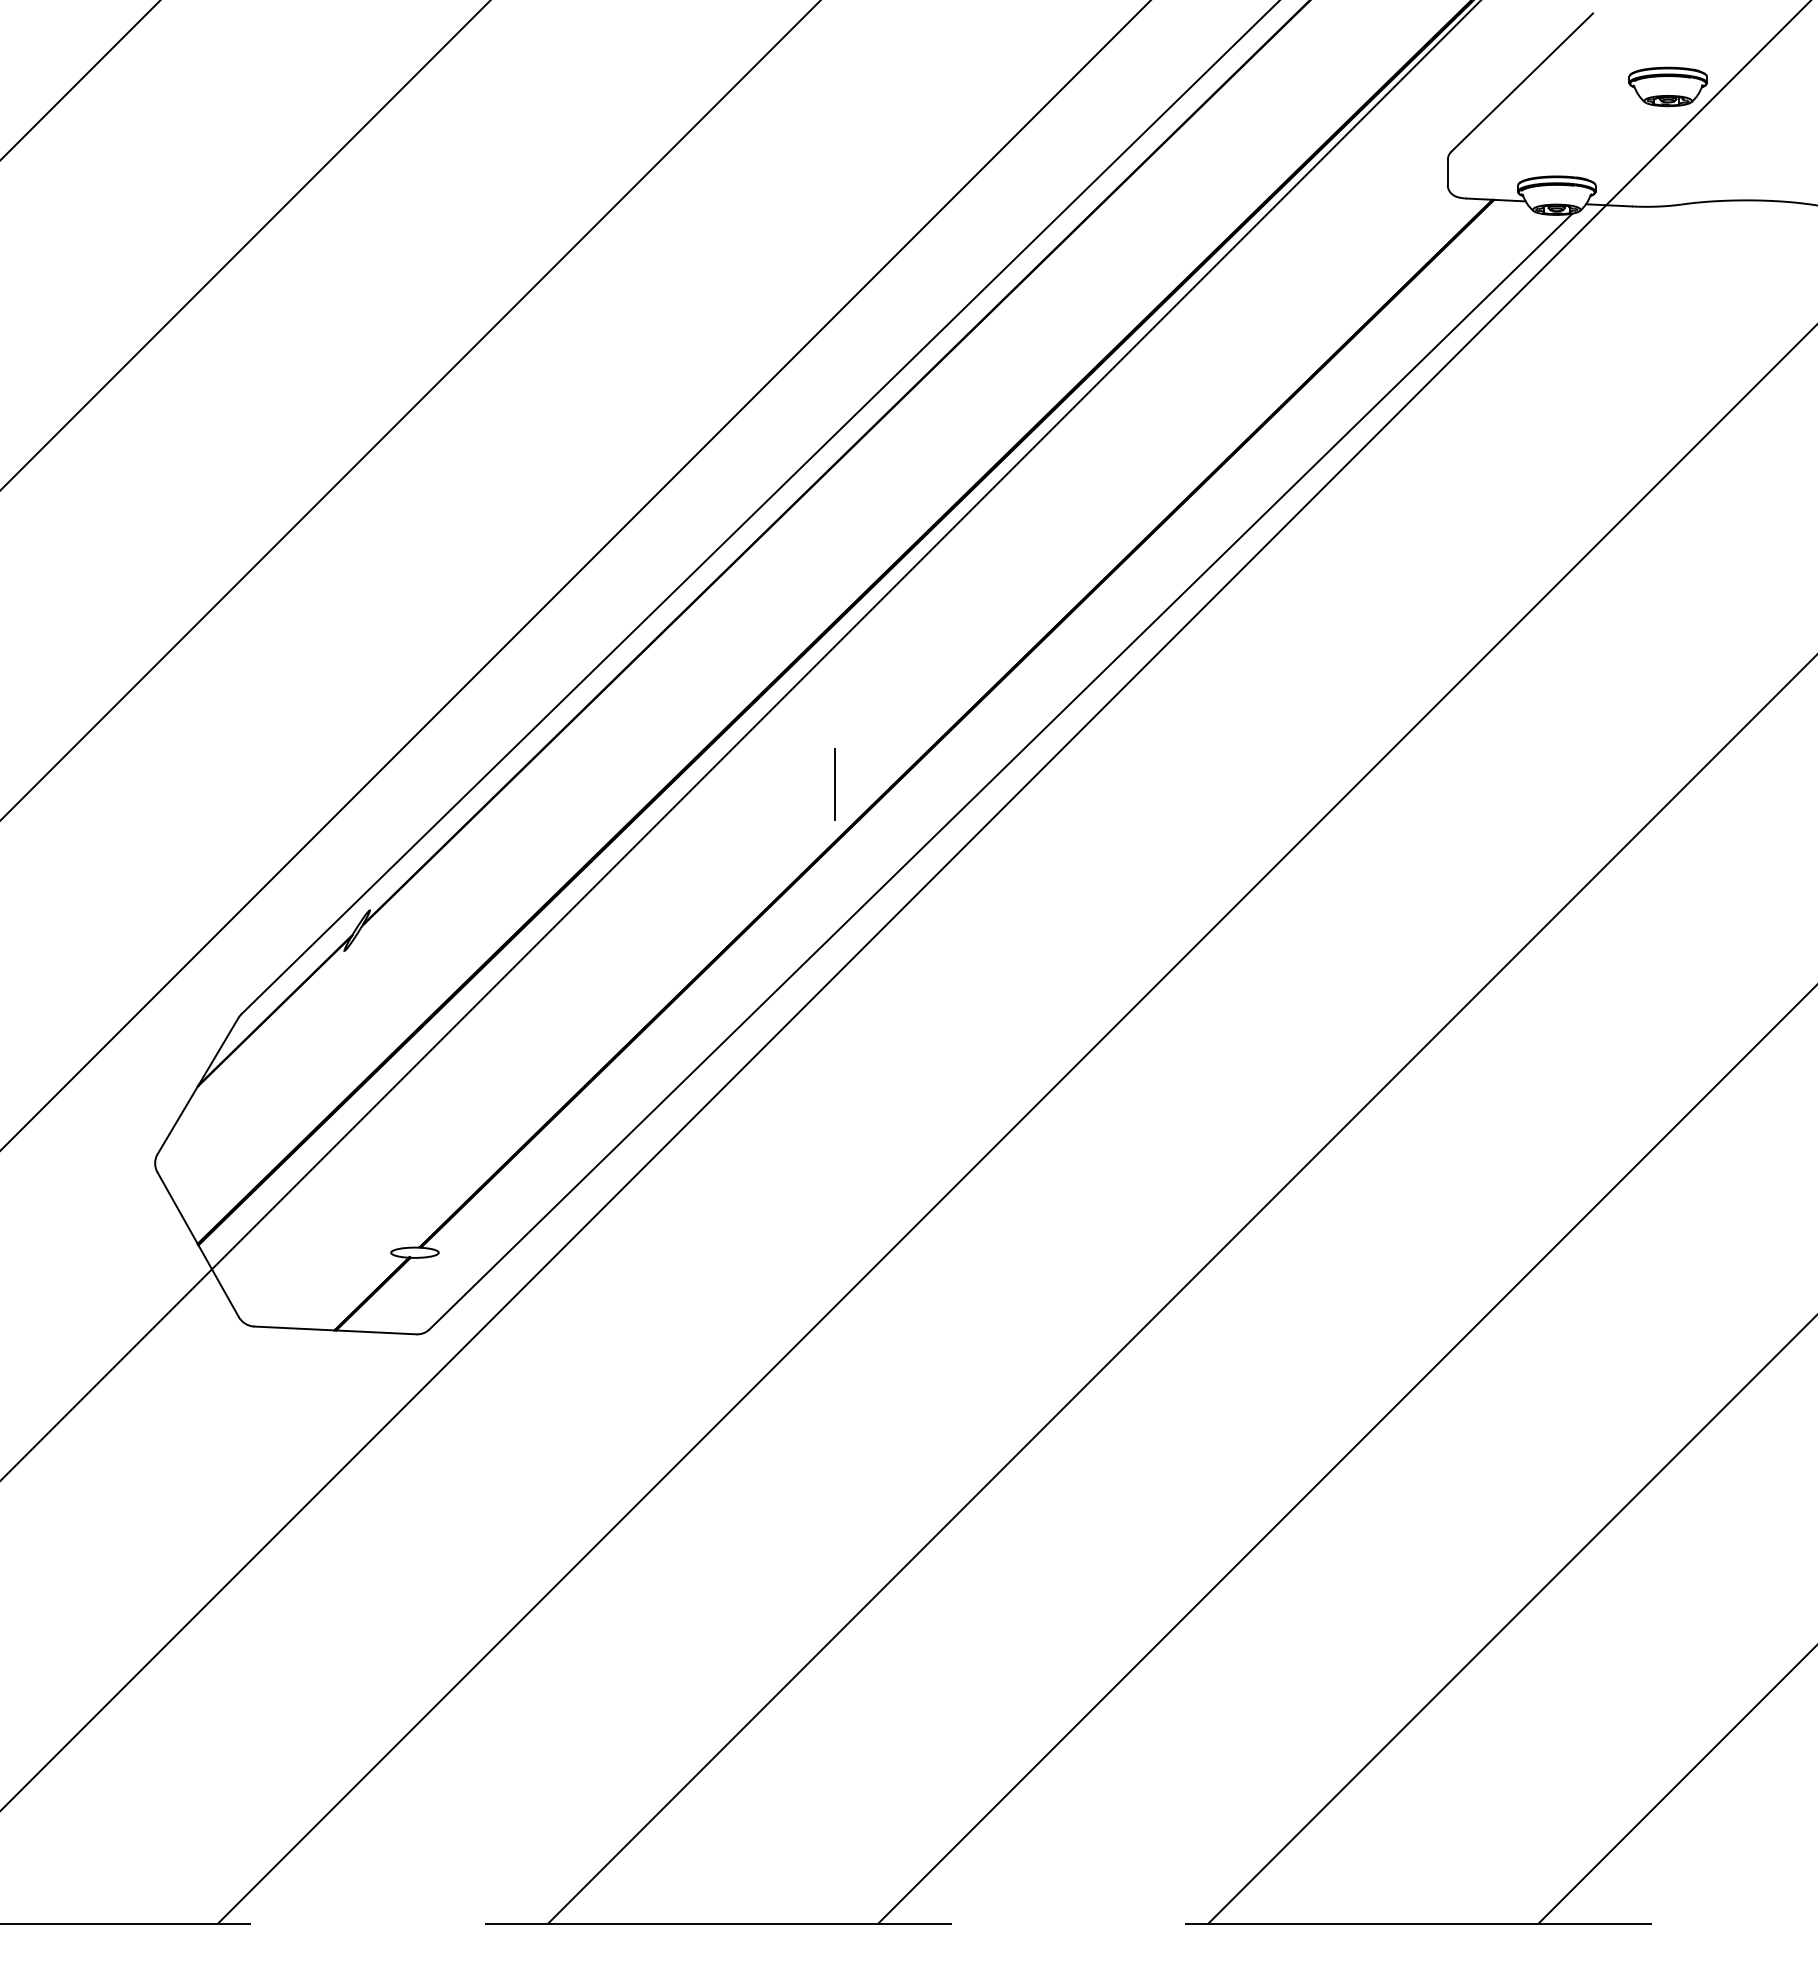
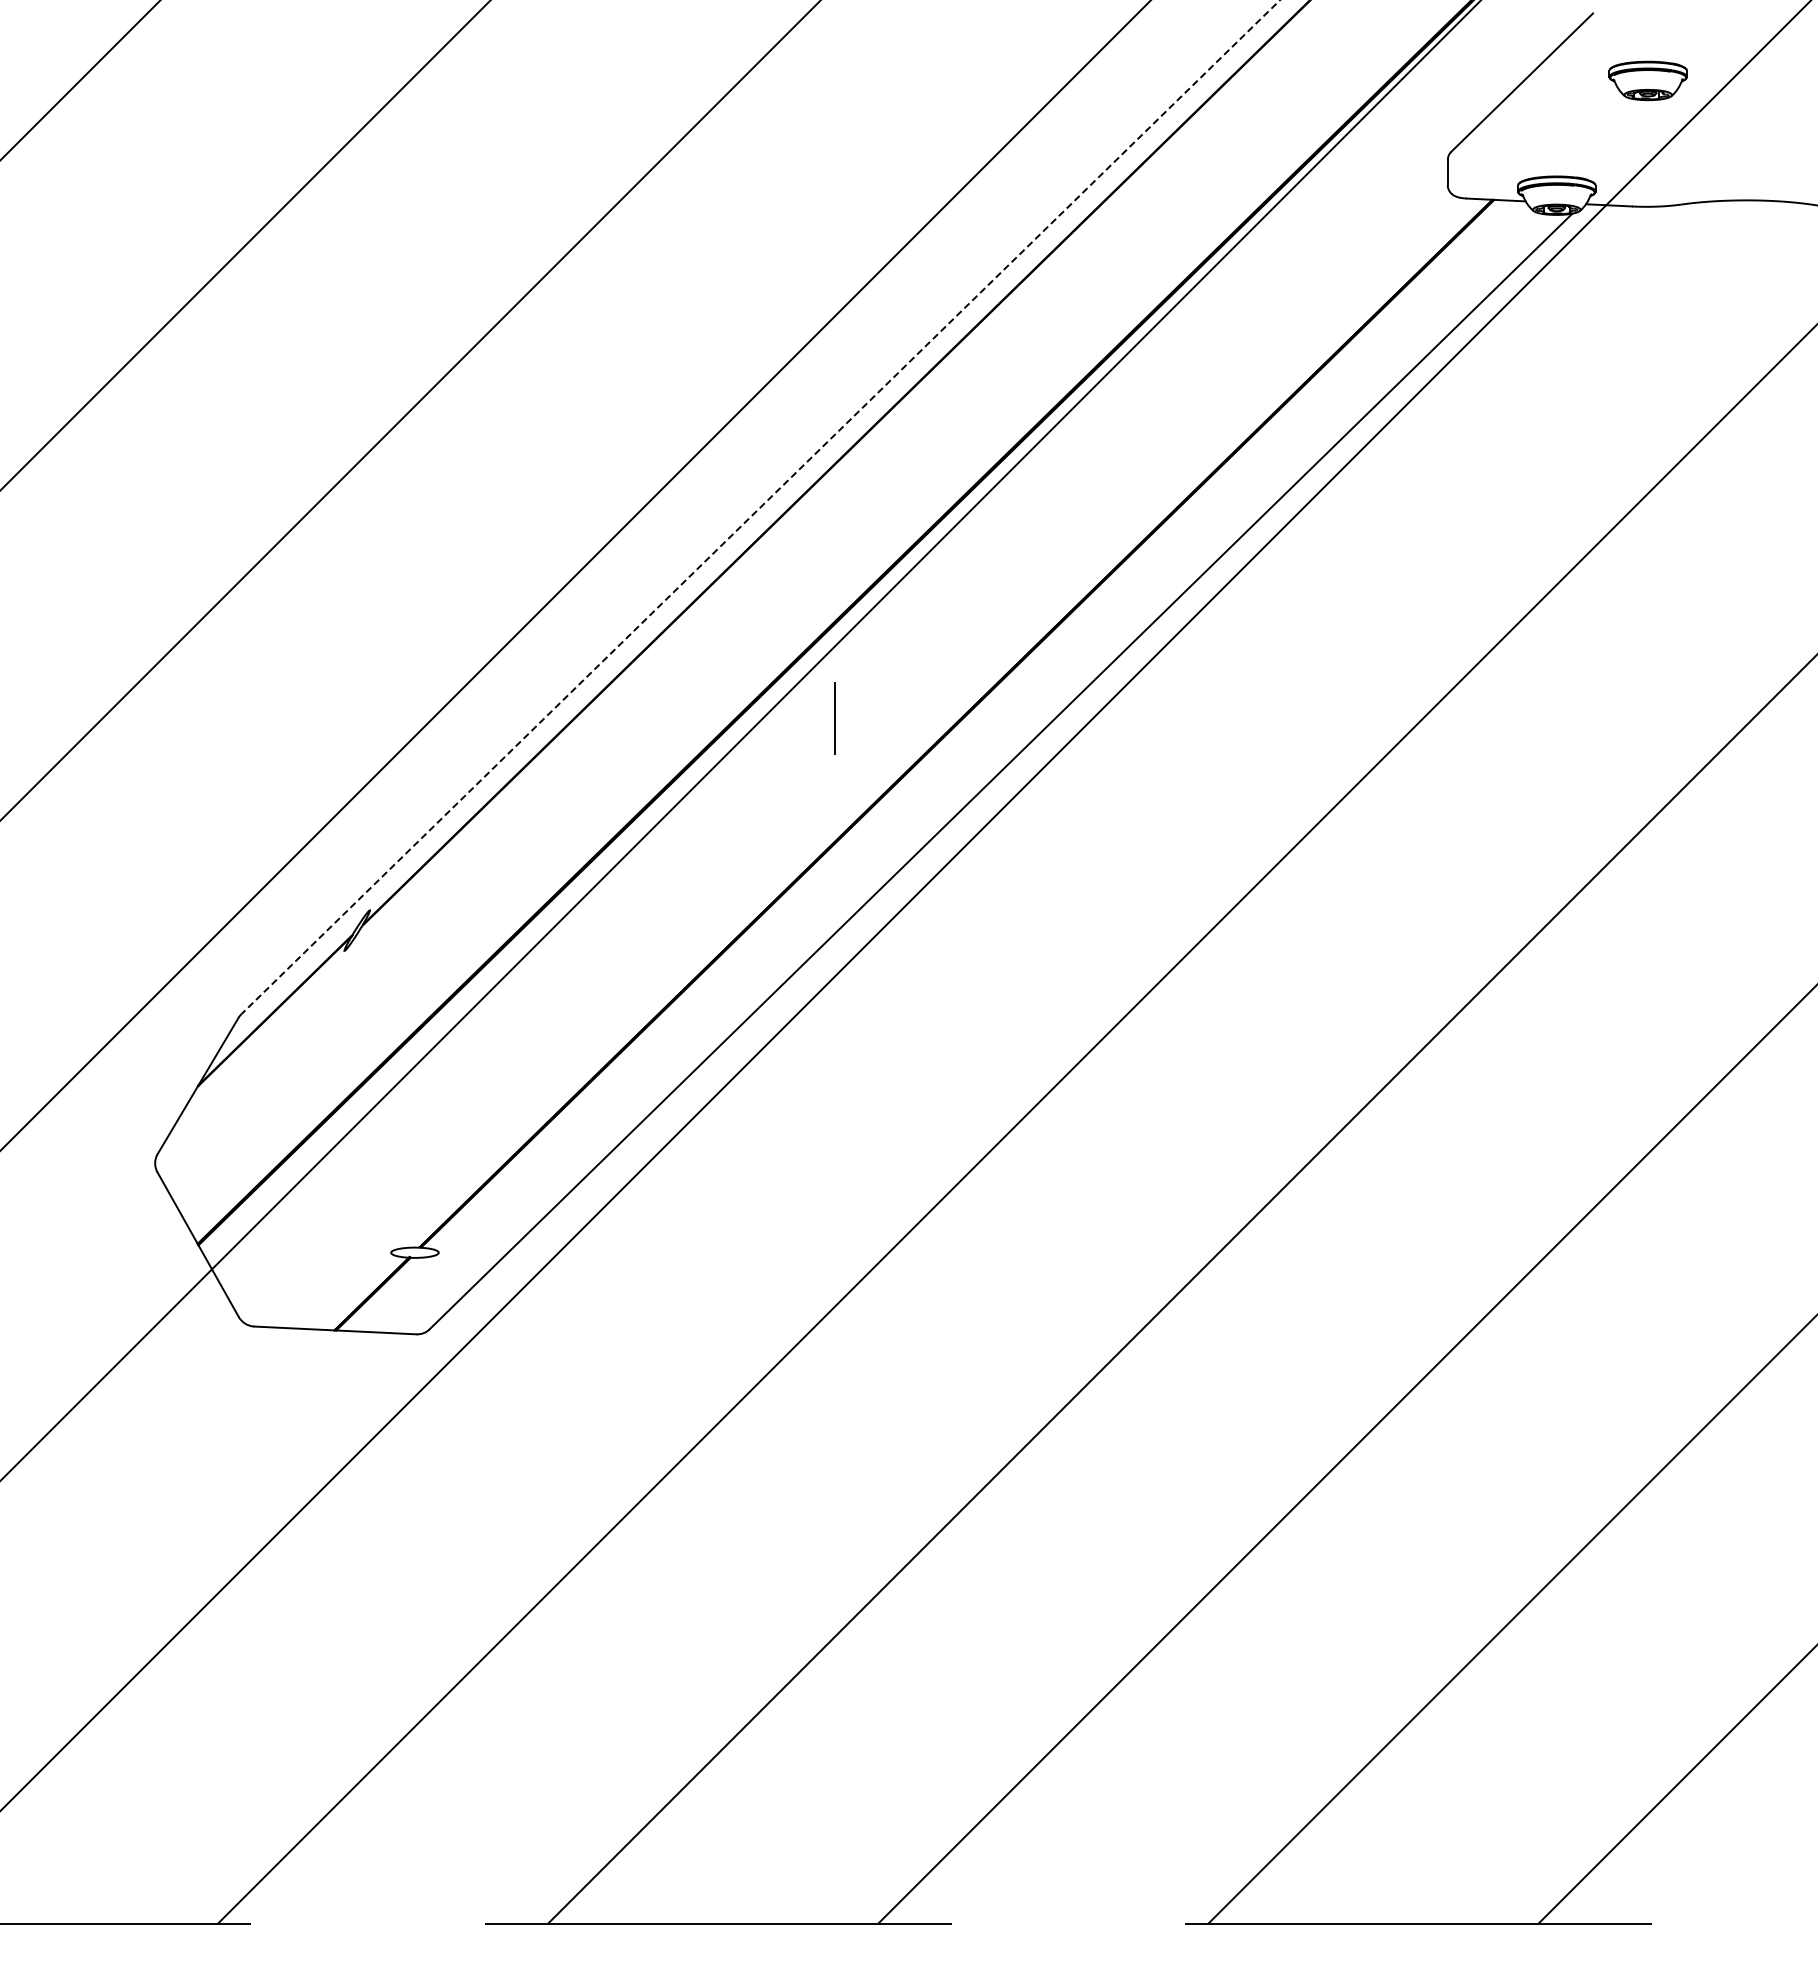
part position: (1667, 86) -> (1647, 80) (1647, 80)
line: solid -> dashed (760, 507)
line position: (834, 784) -> (834, 718) (834, 718)
